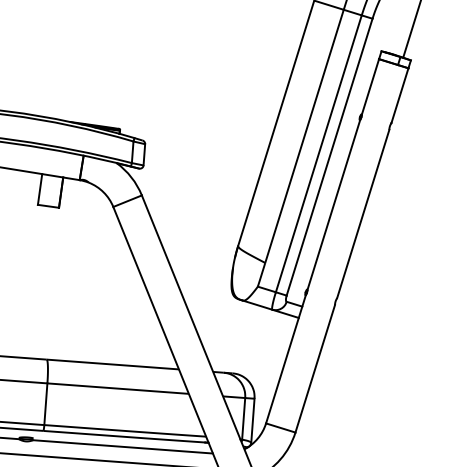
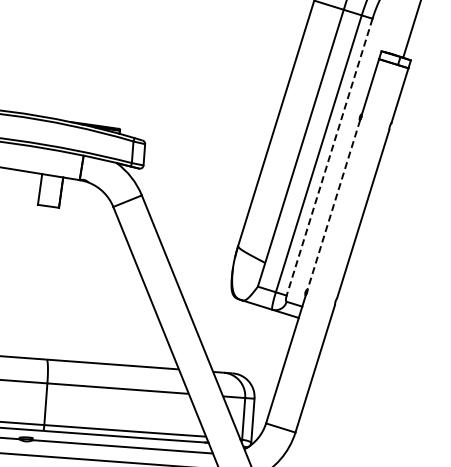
line: solid -> dashed (329, 157)
line: solid -> dashed (333, 204)
